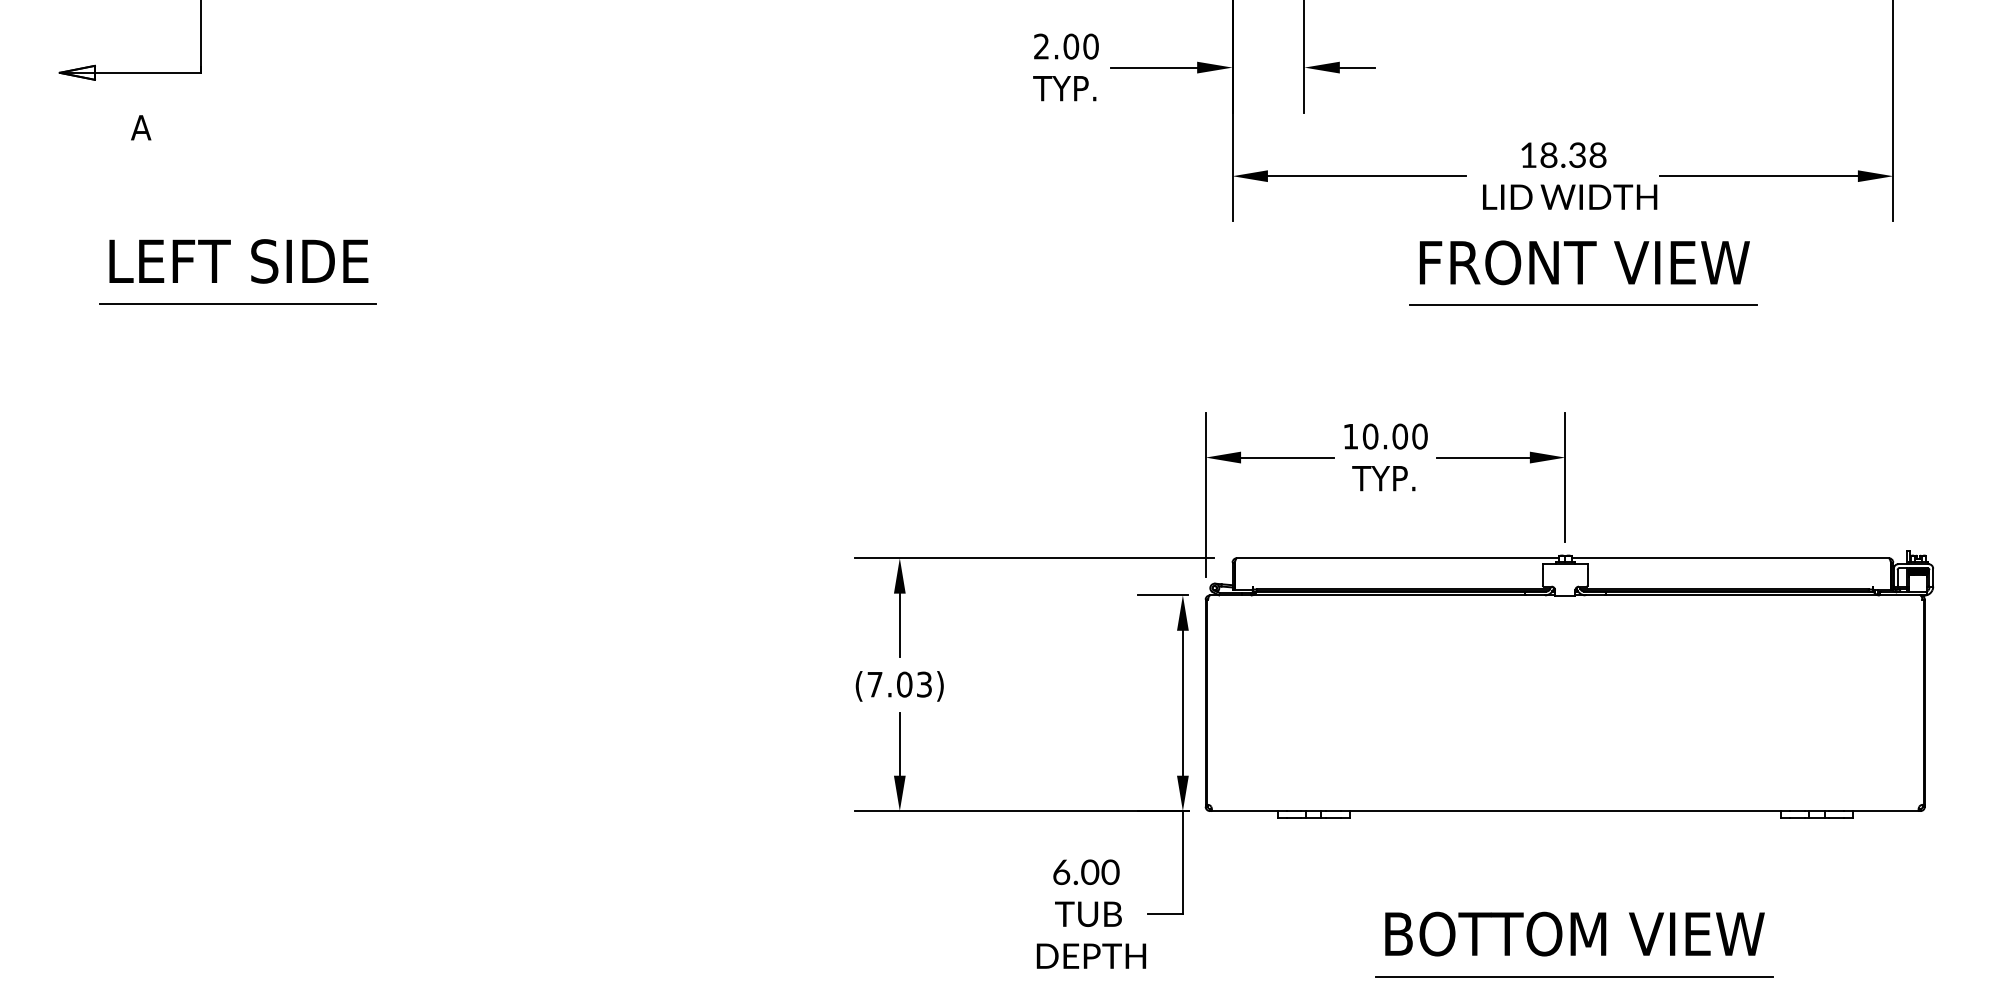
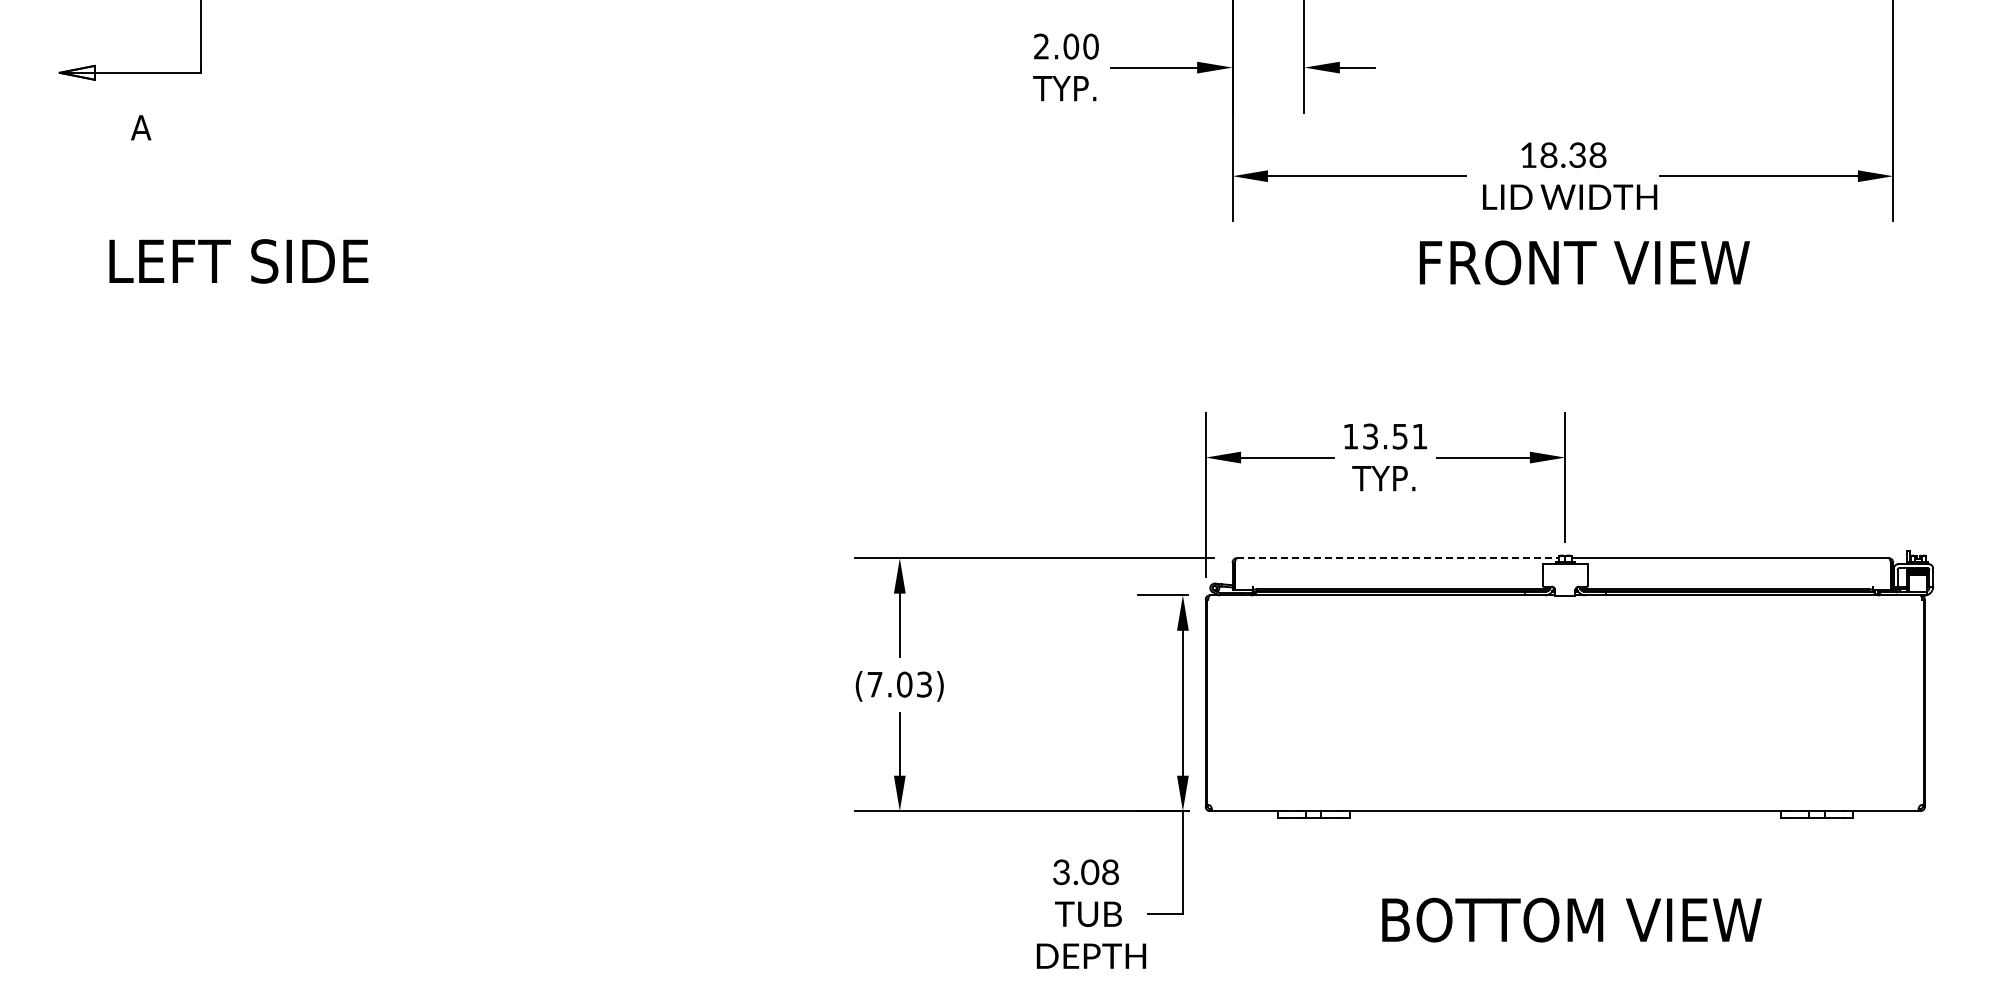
line: present -> none (237, 304)
line: present -> none (1583, 304)
text: 10.00 -> 13.51 (1394, 436)
line: solid -> dashed (1397, 558)
text: 6.00 -> 3.08 (1086, 871)
text position: (1574, 933) -> (1571, 919) (1571, 919)
line: present -> none (1573, 976)
